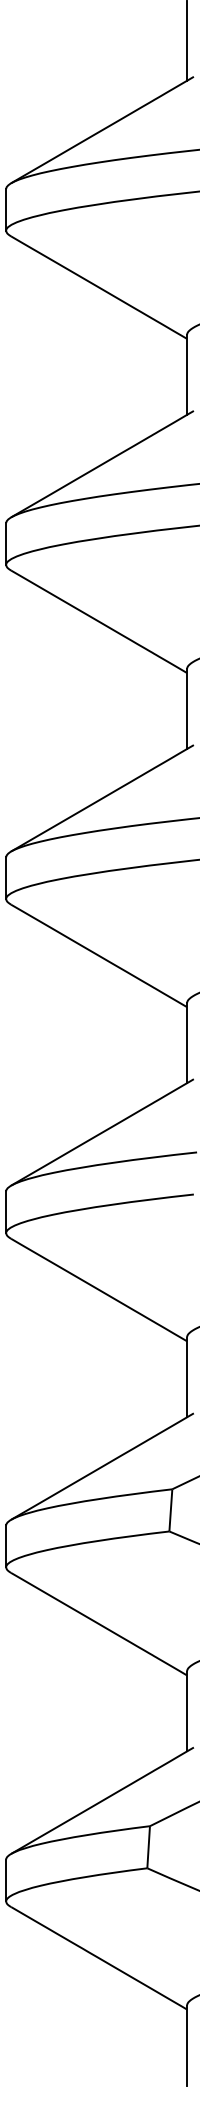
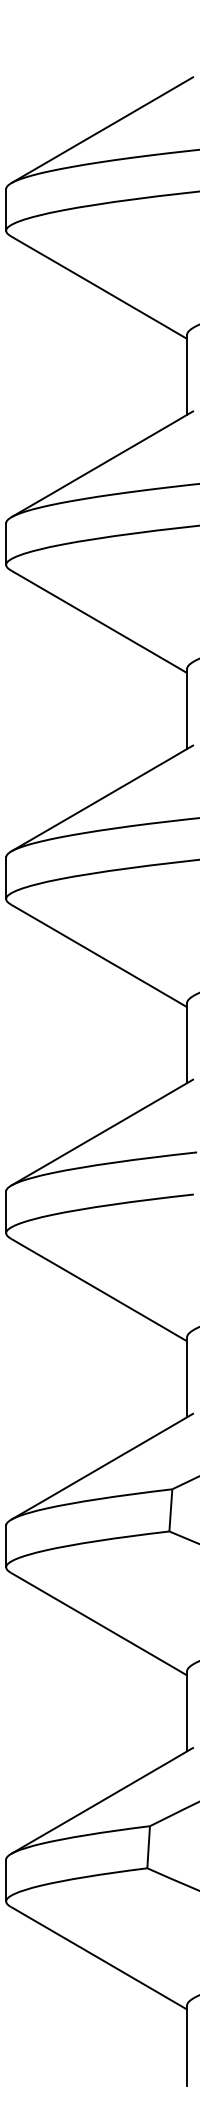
line: present -> none (186, 41)
